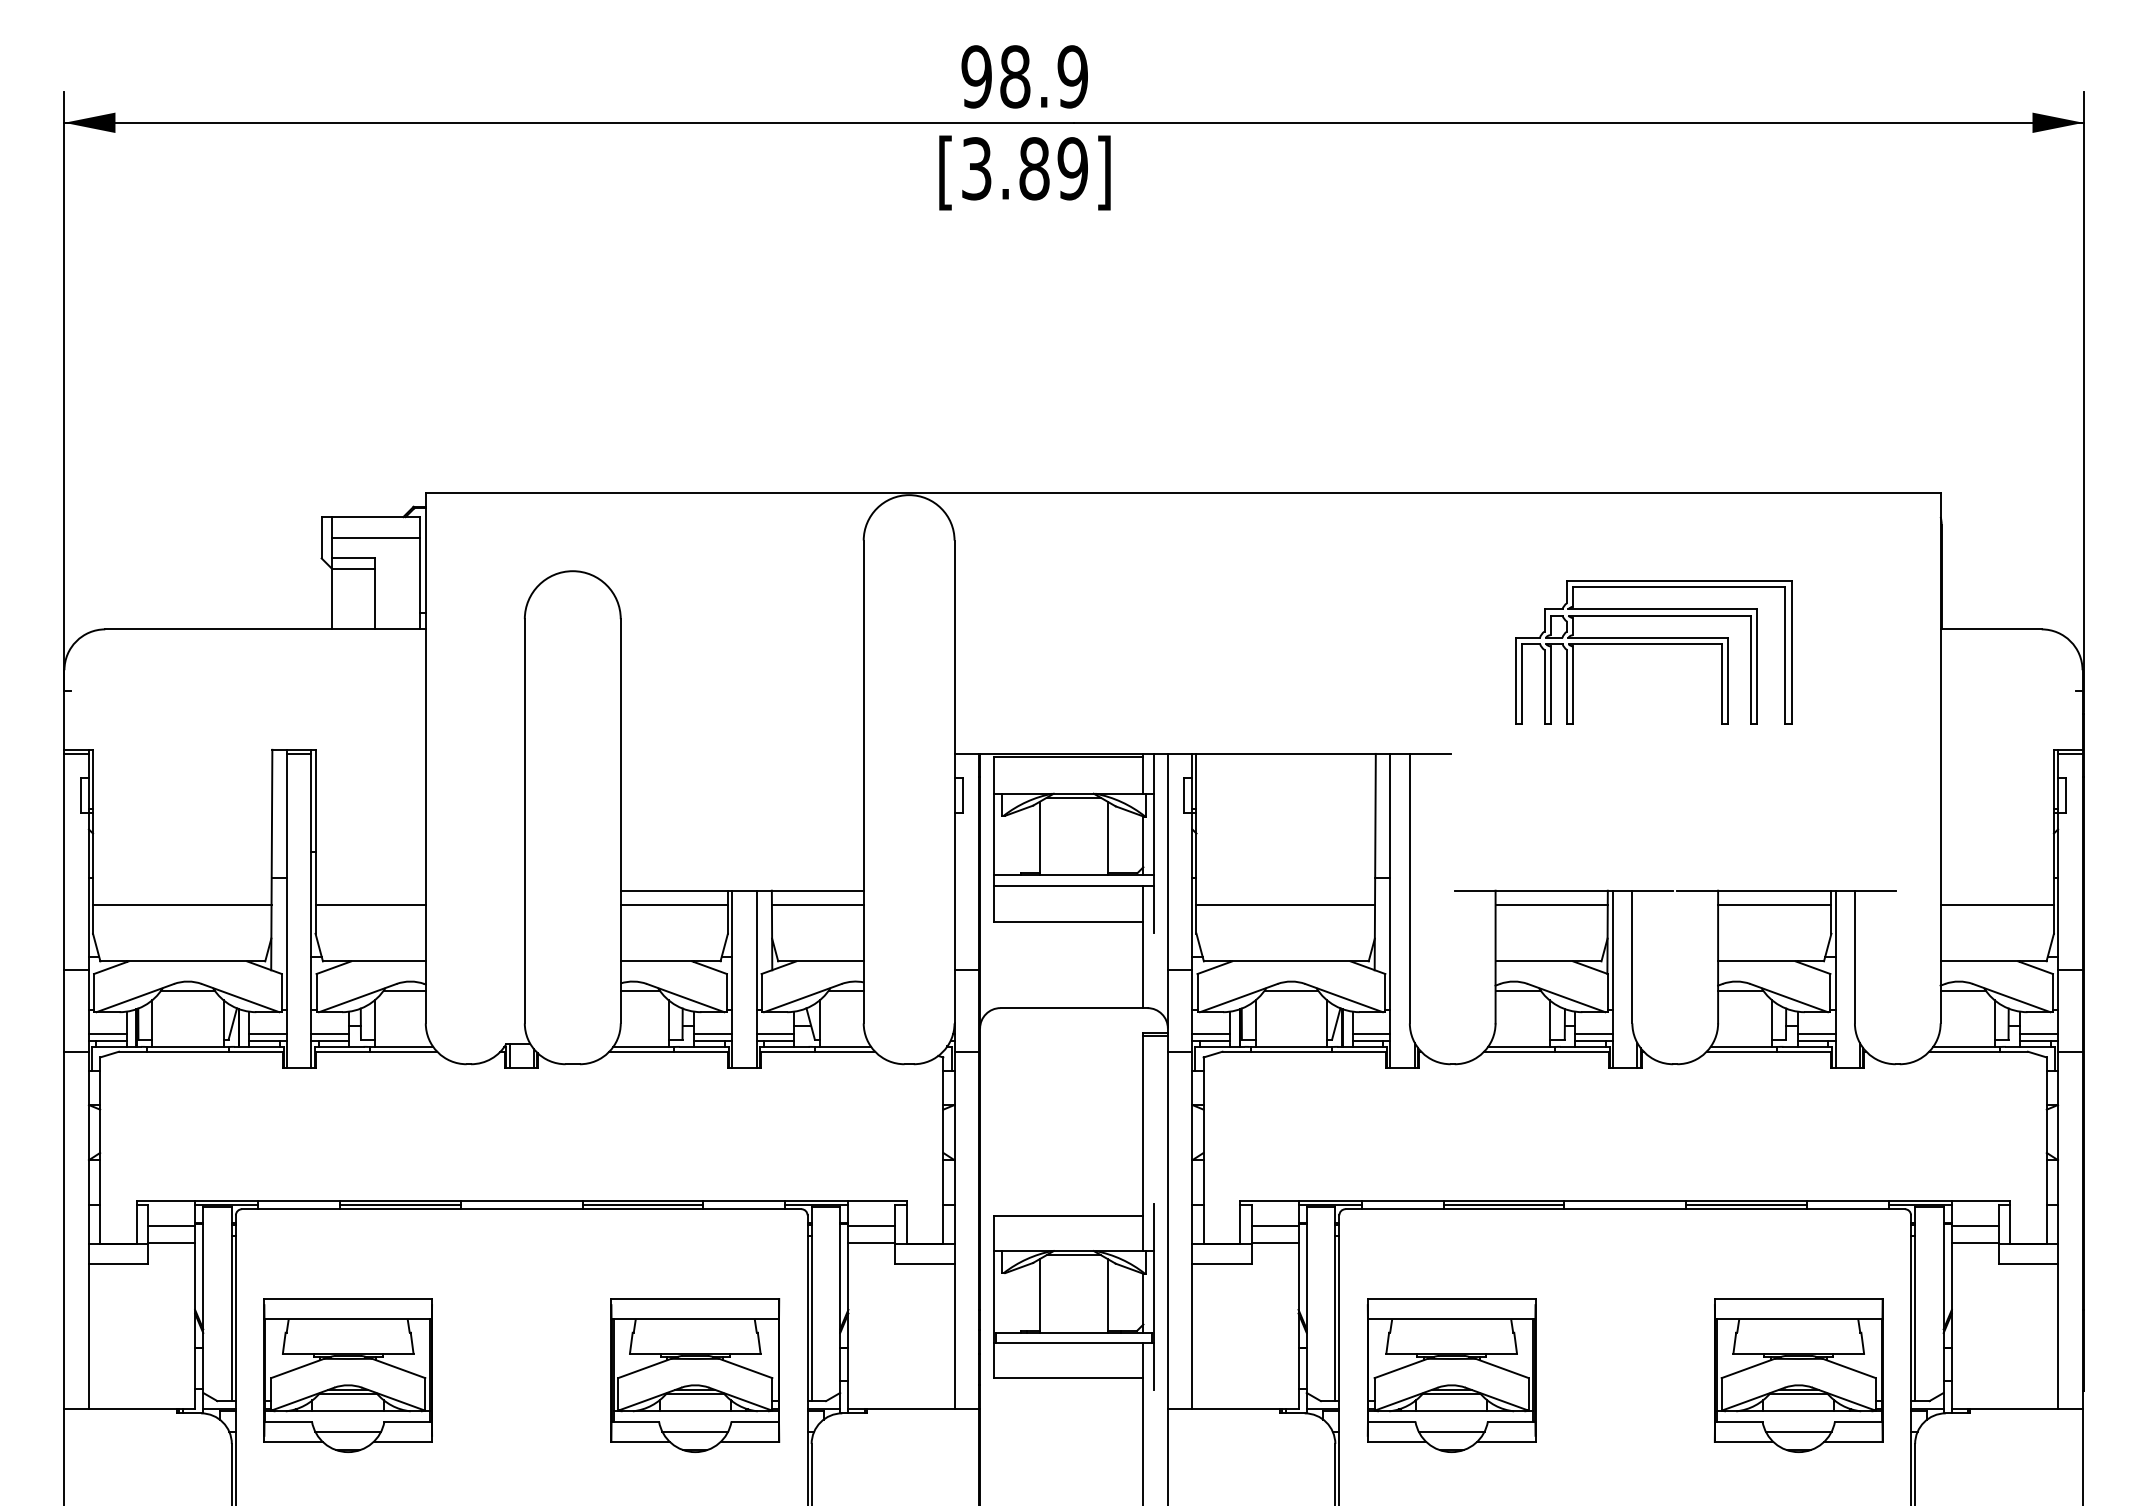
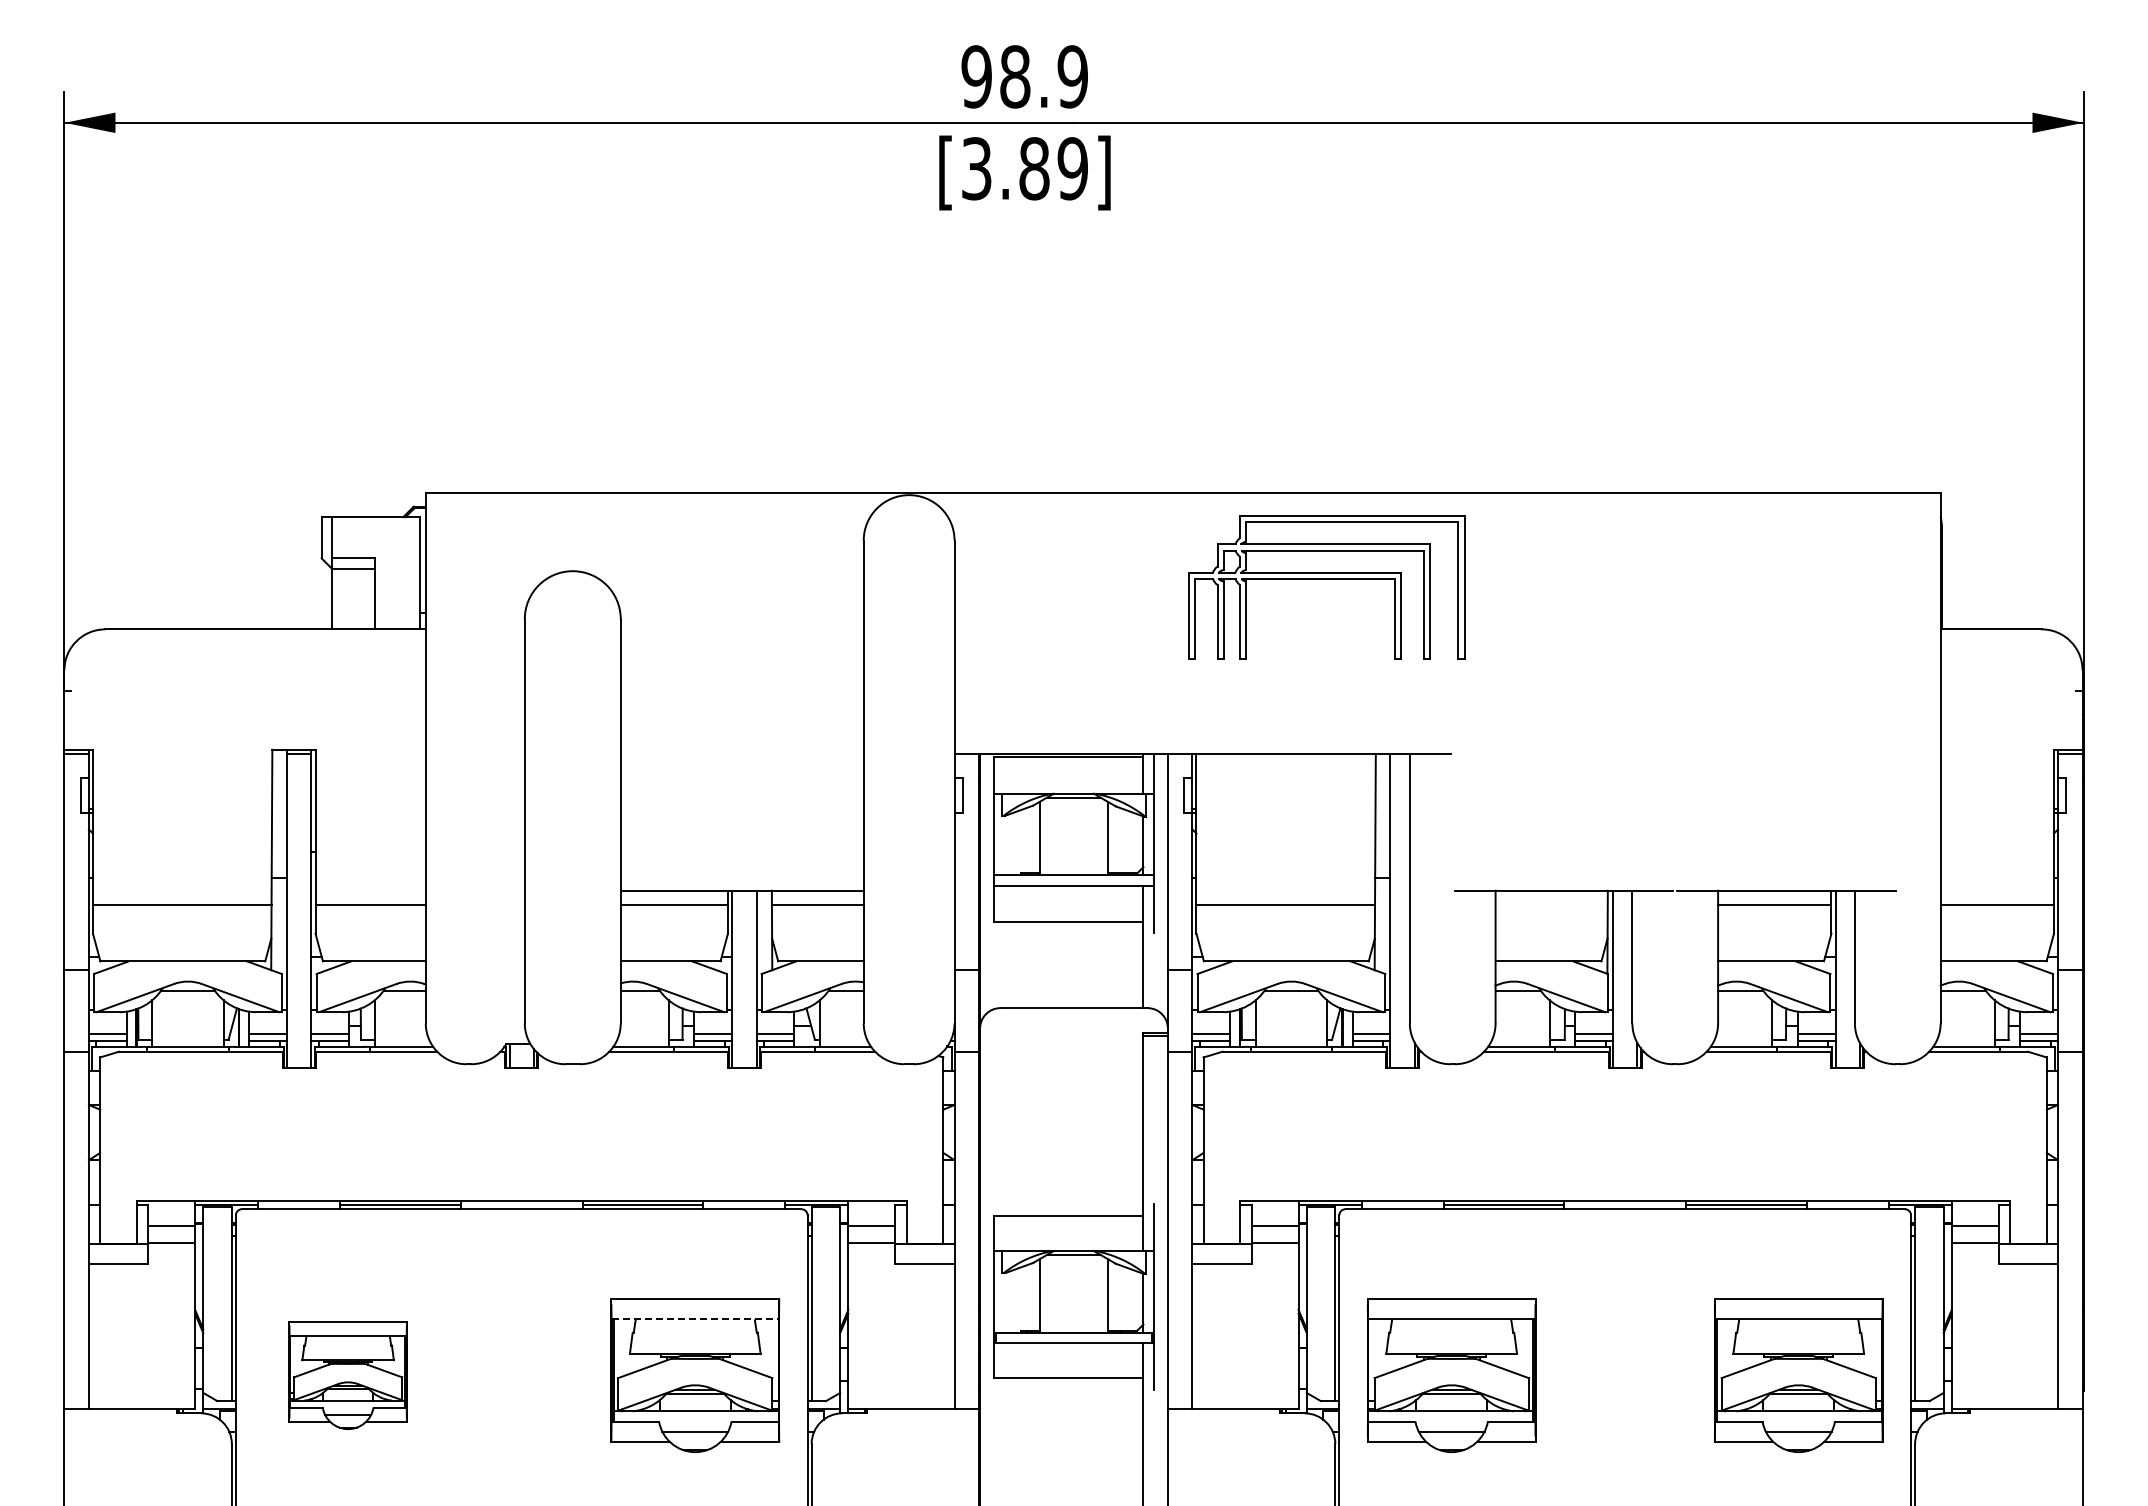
line: present -> none (375, 537)
part position: (1653, 644) -> (1326, 579) (1326, 579)
line: present -> none (1551, 905)
line: solid -> dashed (695, 1319)
part size: 170x155 px -> 120x109 px (347, 1375)
